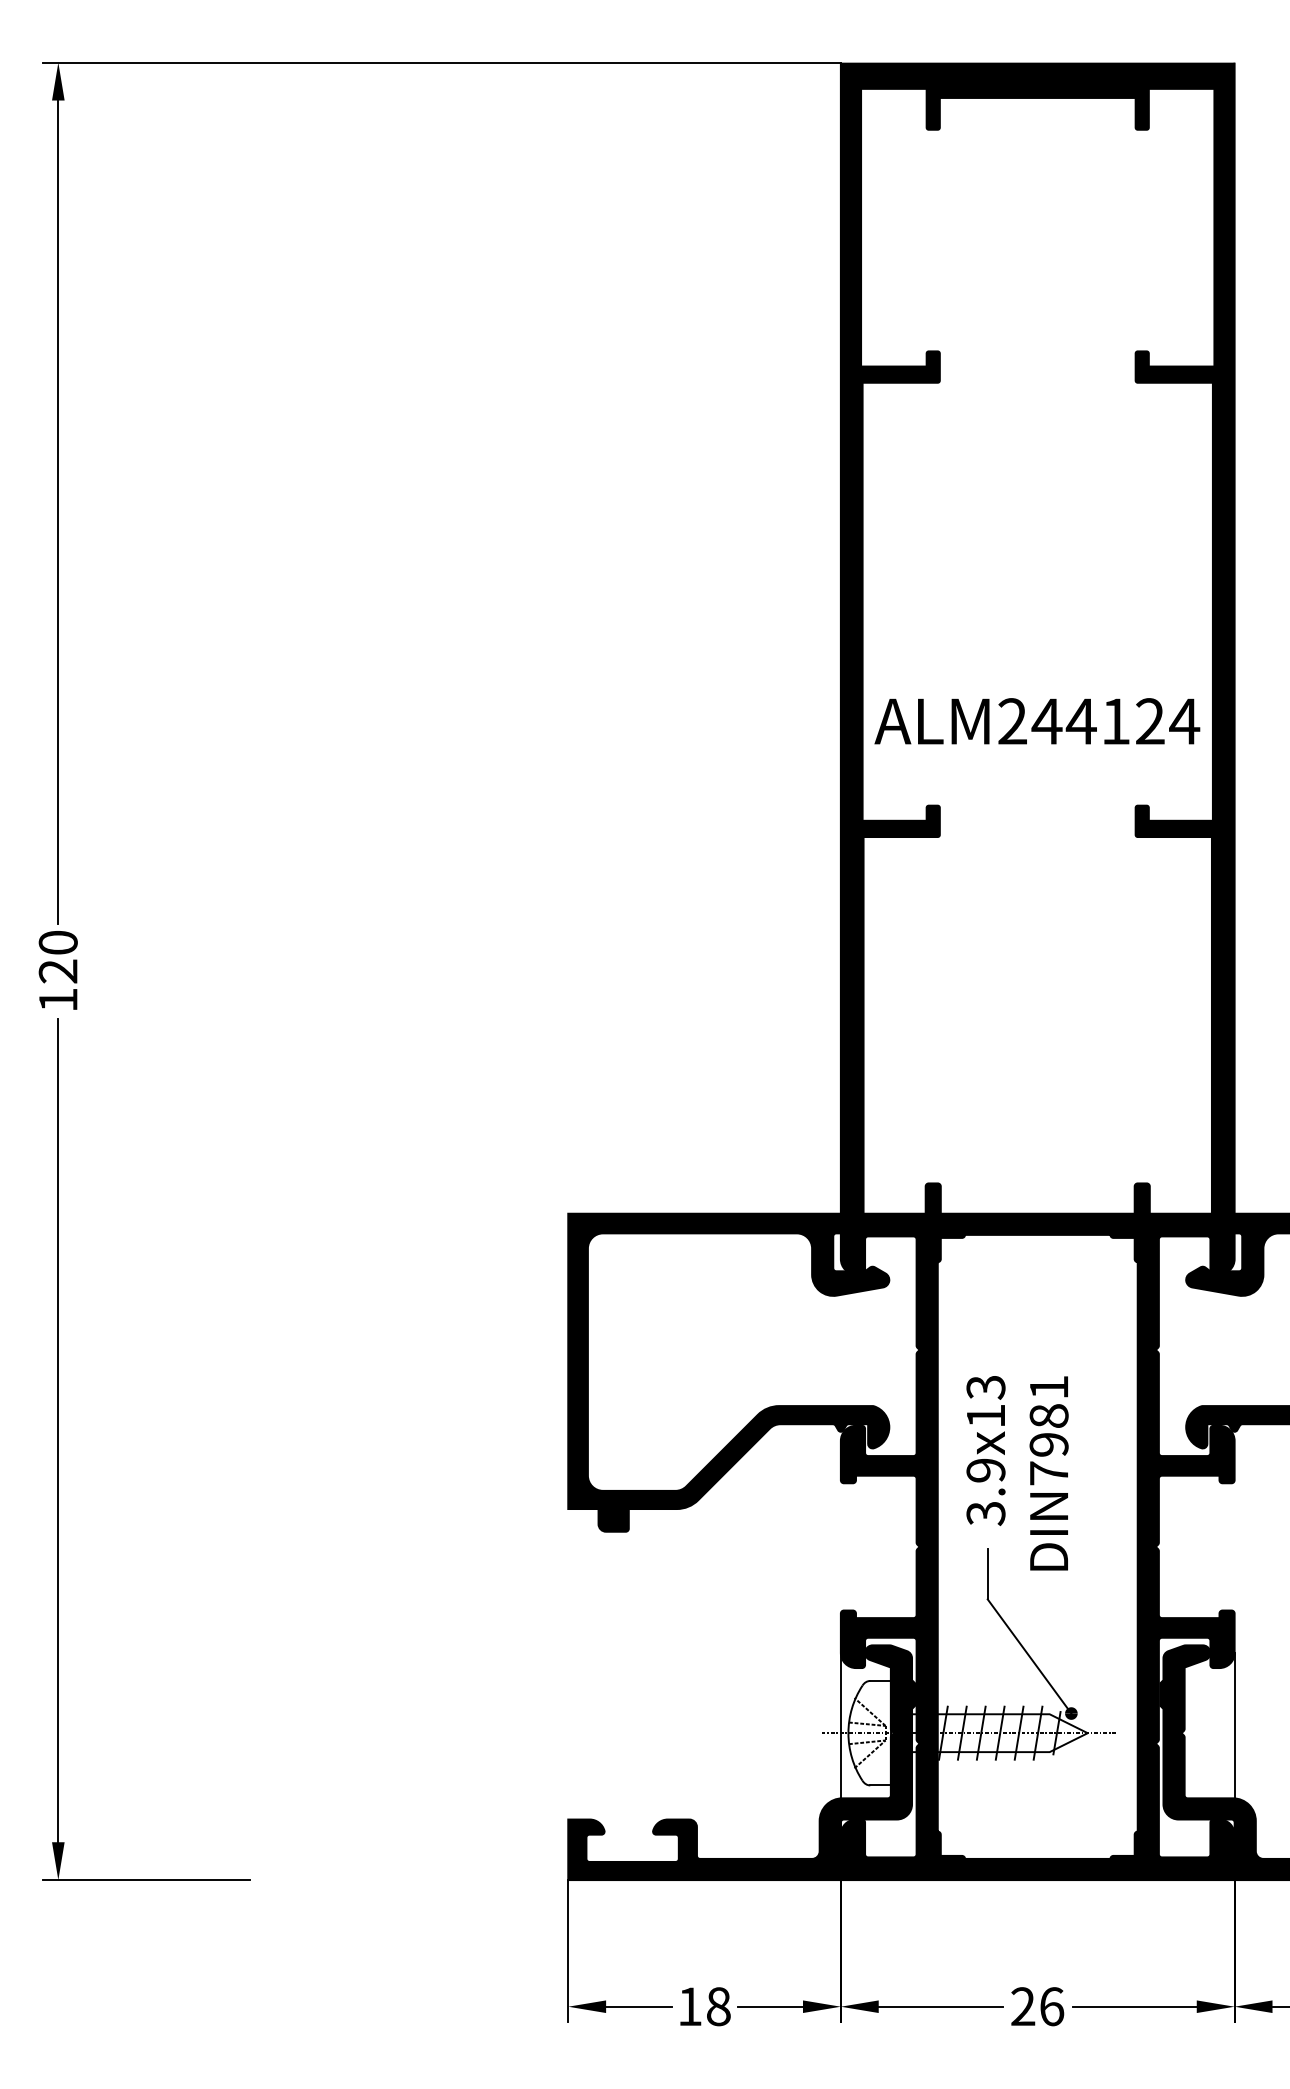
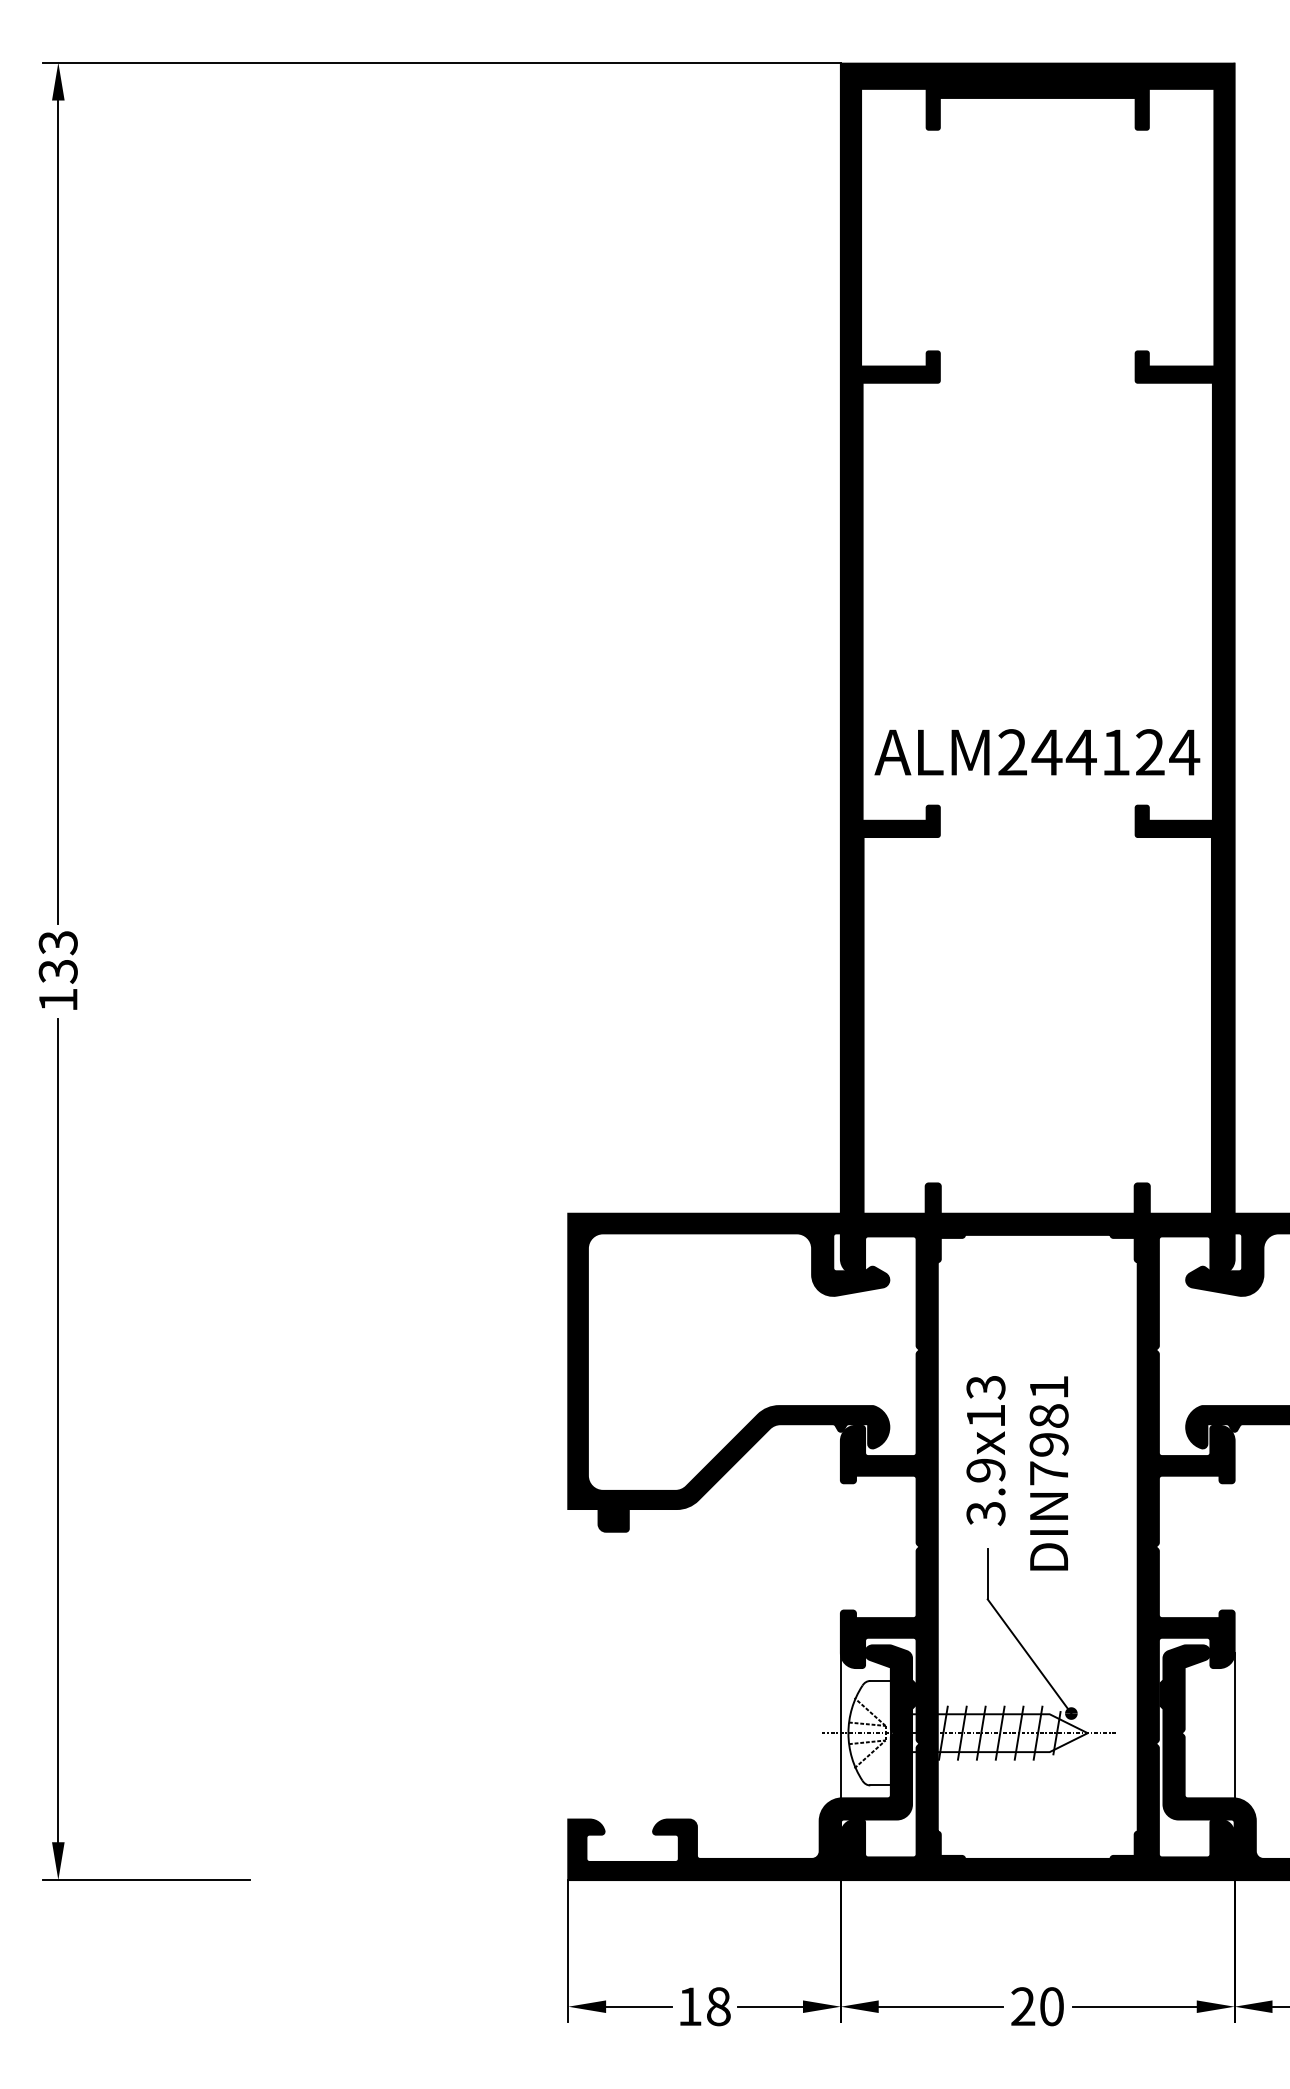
text position: (1037, 721) -> (1037, 752) (1037, 752)
text: 120 -> 133 (57, 957)
text: 26 -> 20 (1052, 2006)
